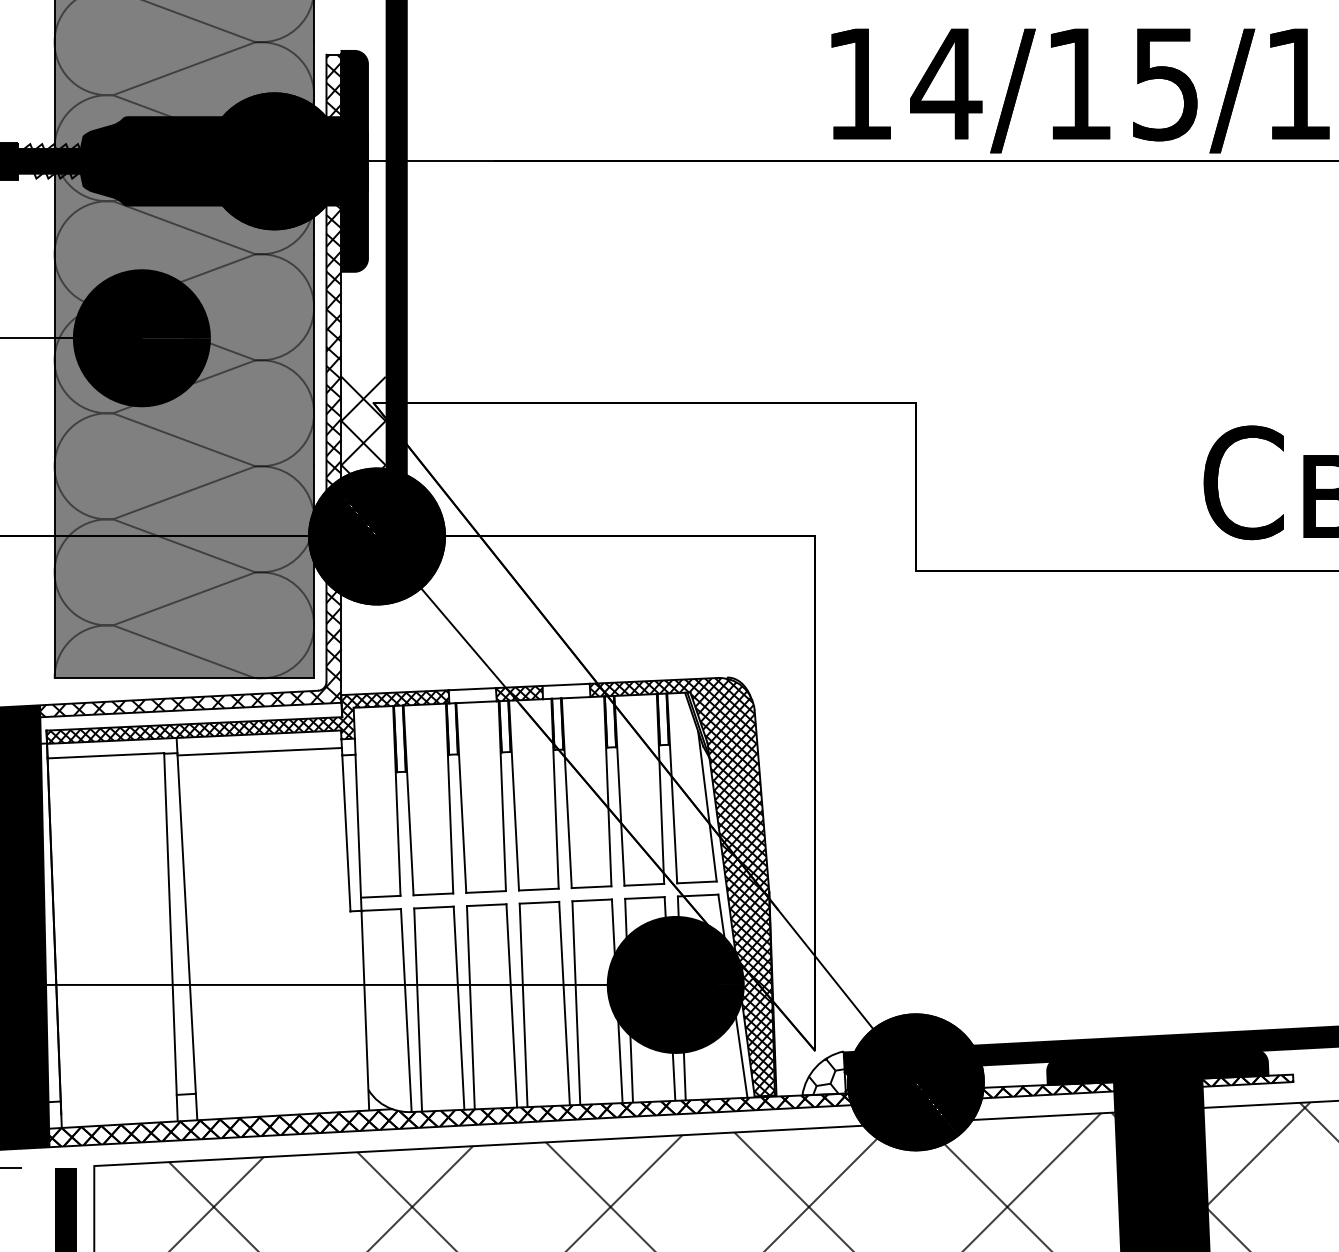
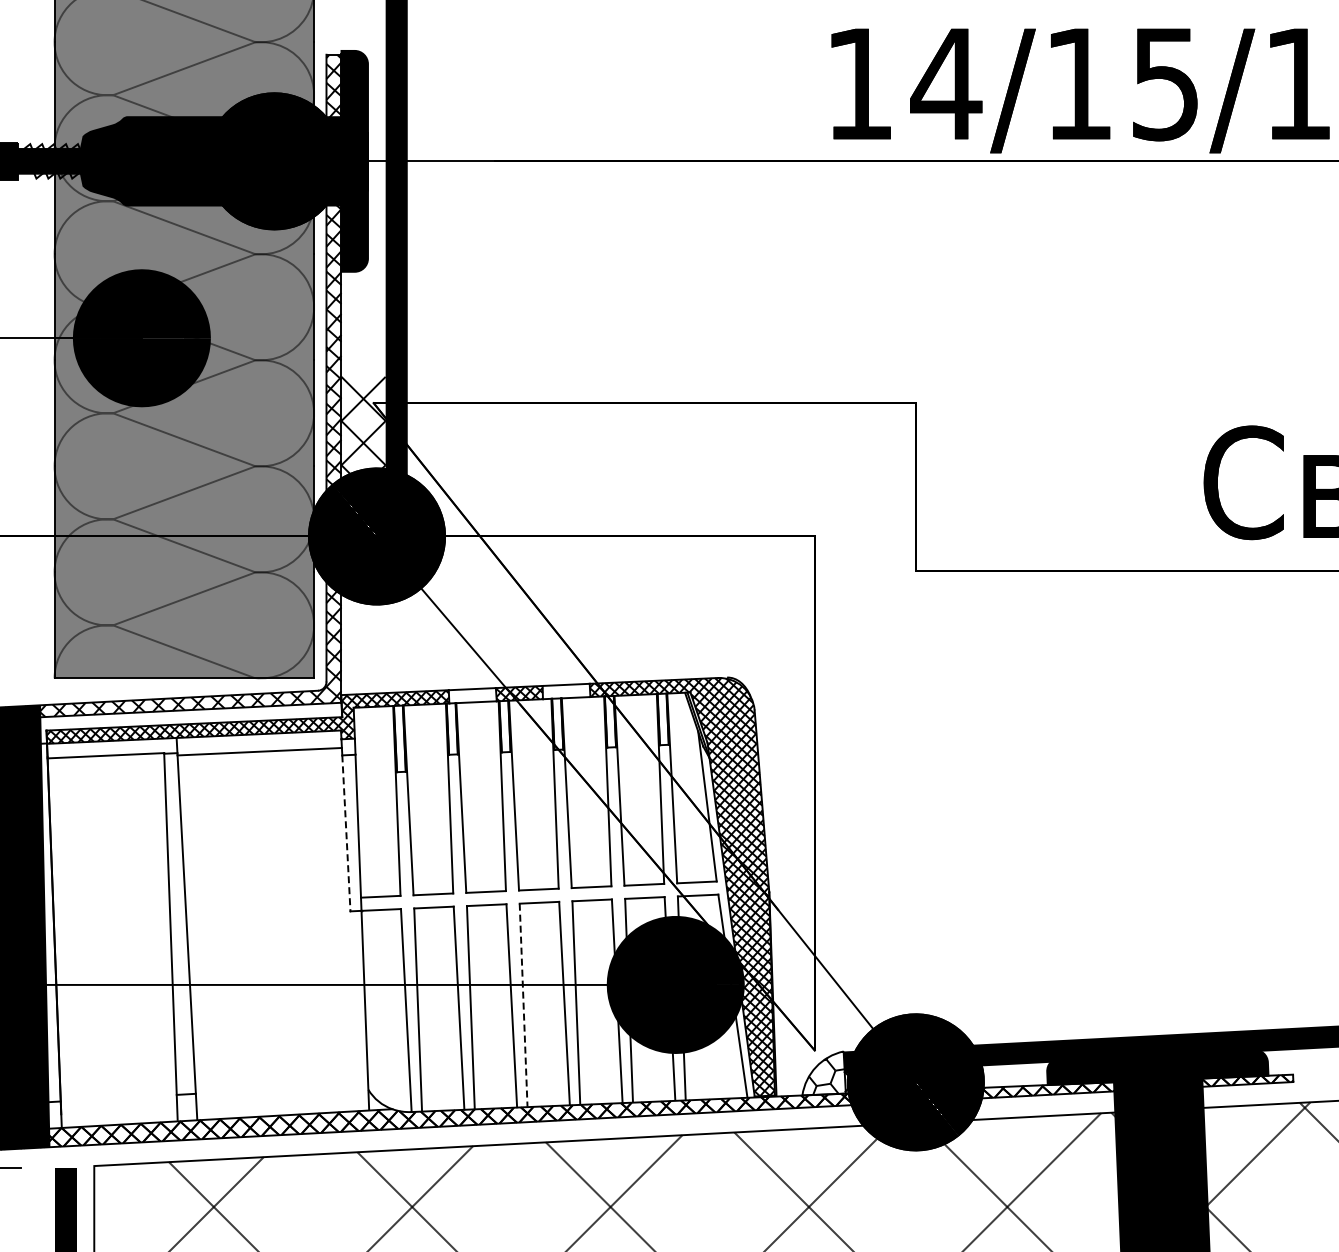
line: solid -> dashed (346, 833)
line: solid -> dashed (523, 1005)
